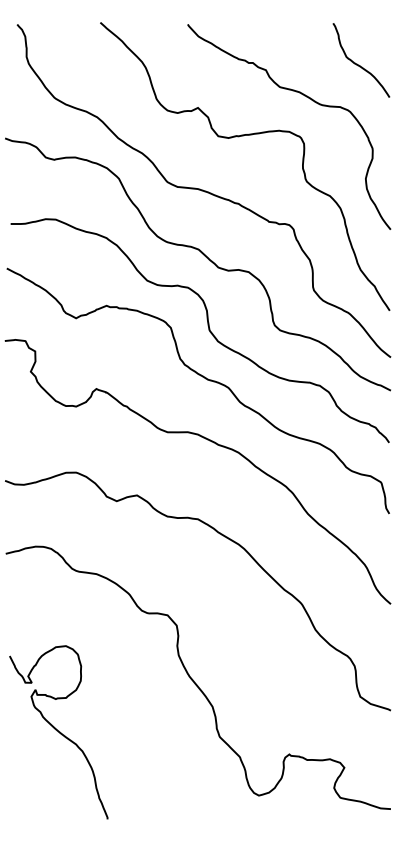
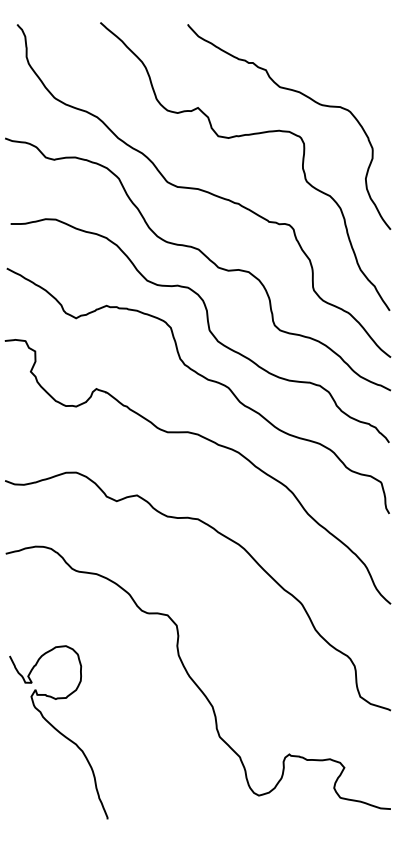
curve: present -> none (357, 63)
